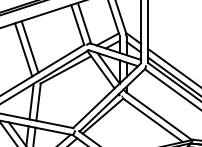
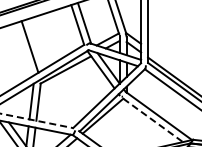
line: present -> none (23, 49)
line: present -> none (173, 66)
line: solid -> dashed (37, 120)
line: solid -> dashed (153, 120)
